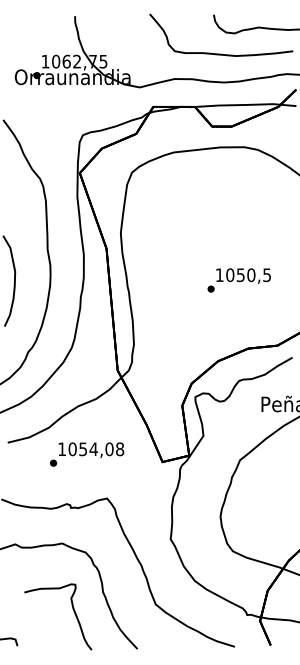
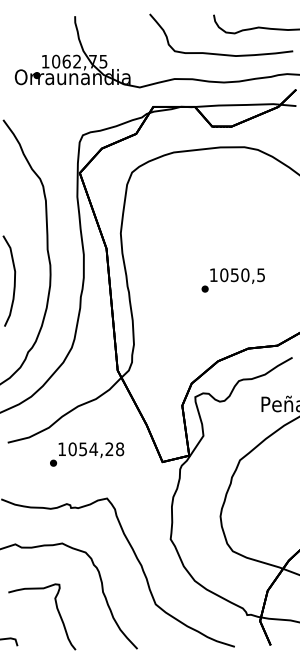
text position: (238, 280) -> (232, 280) (232, 280)
text: 1054,08 -> 1054,28 (109, 449)
part position: (72, 609) -> (56, 609) (56, 609)
